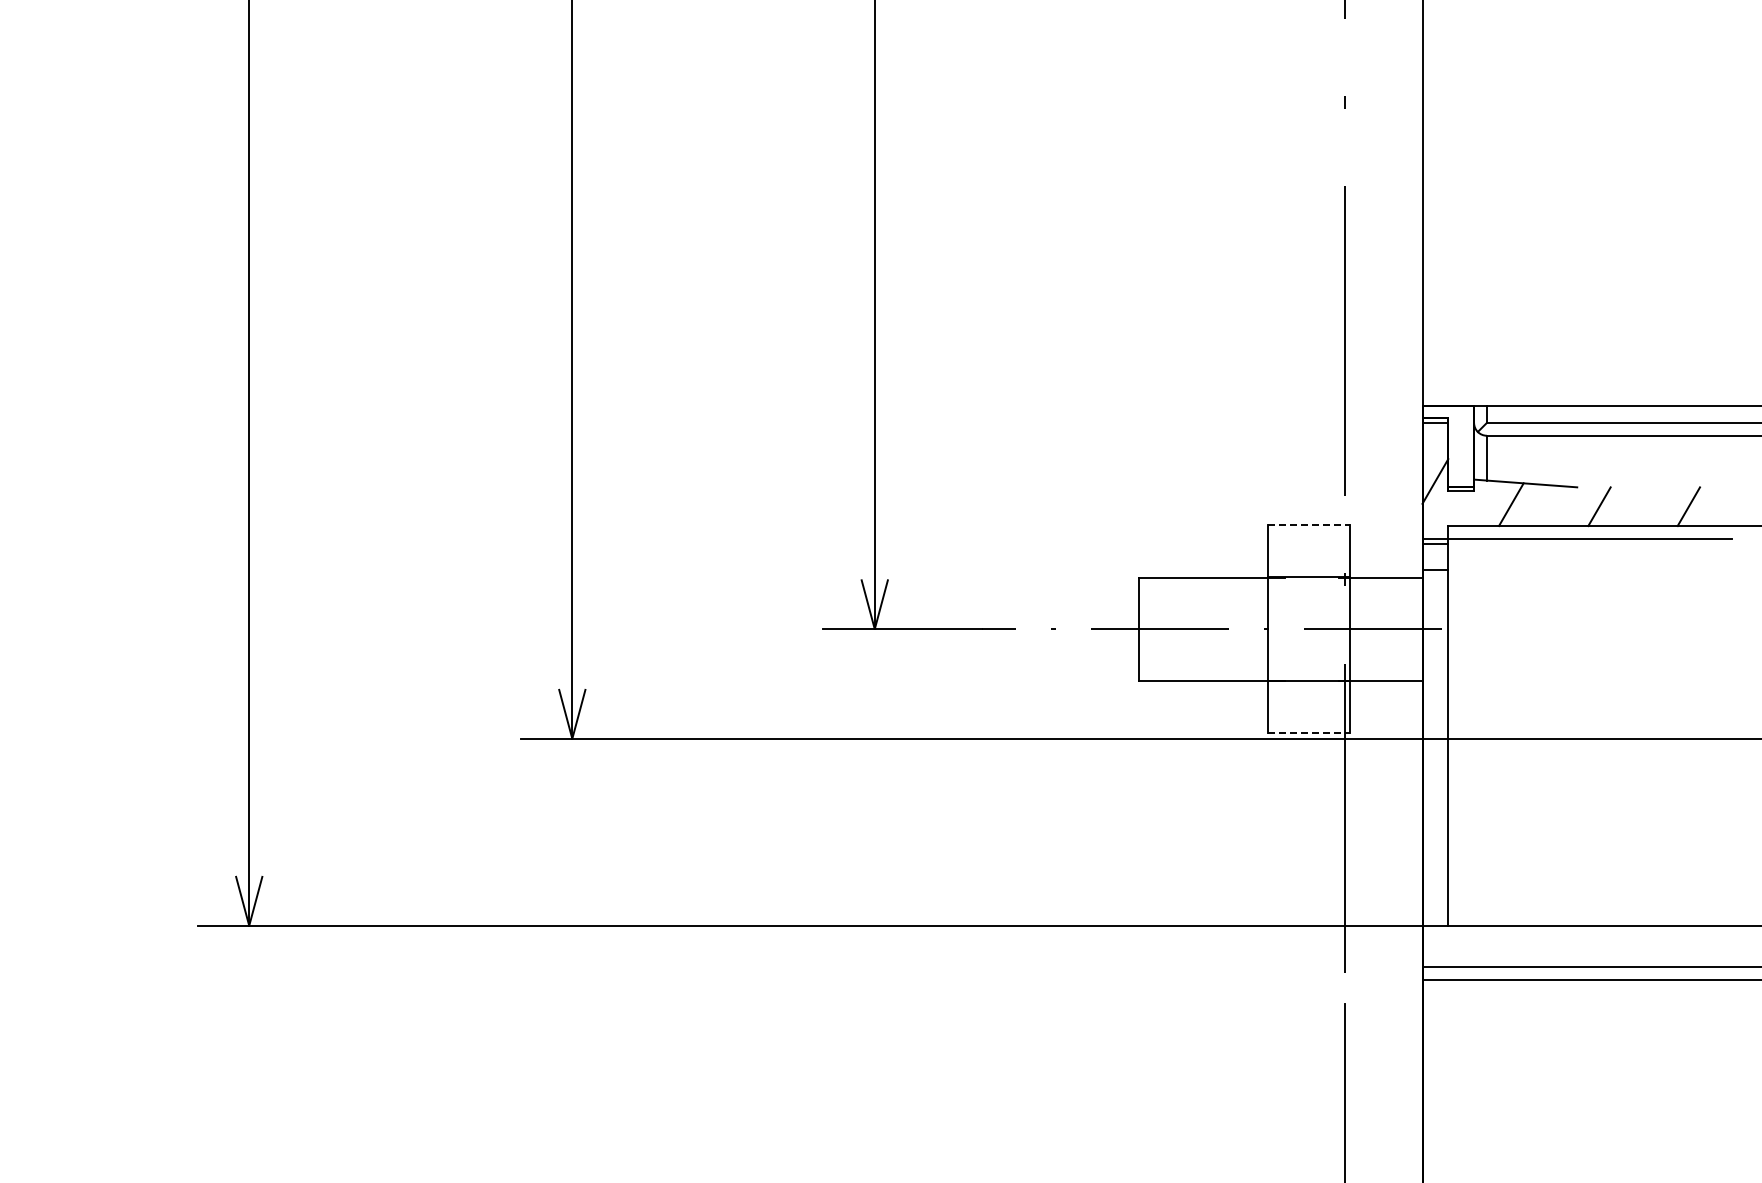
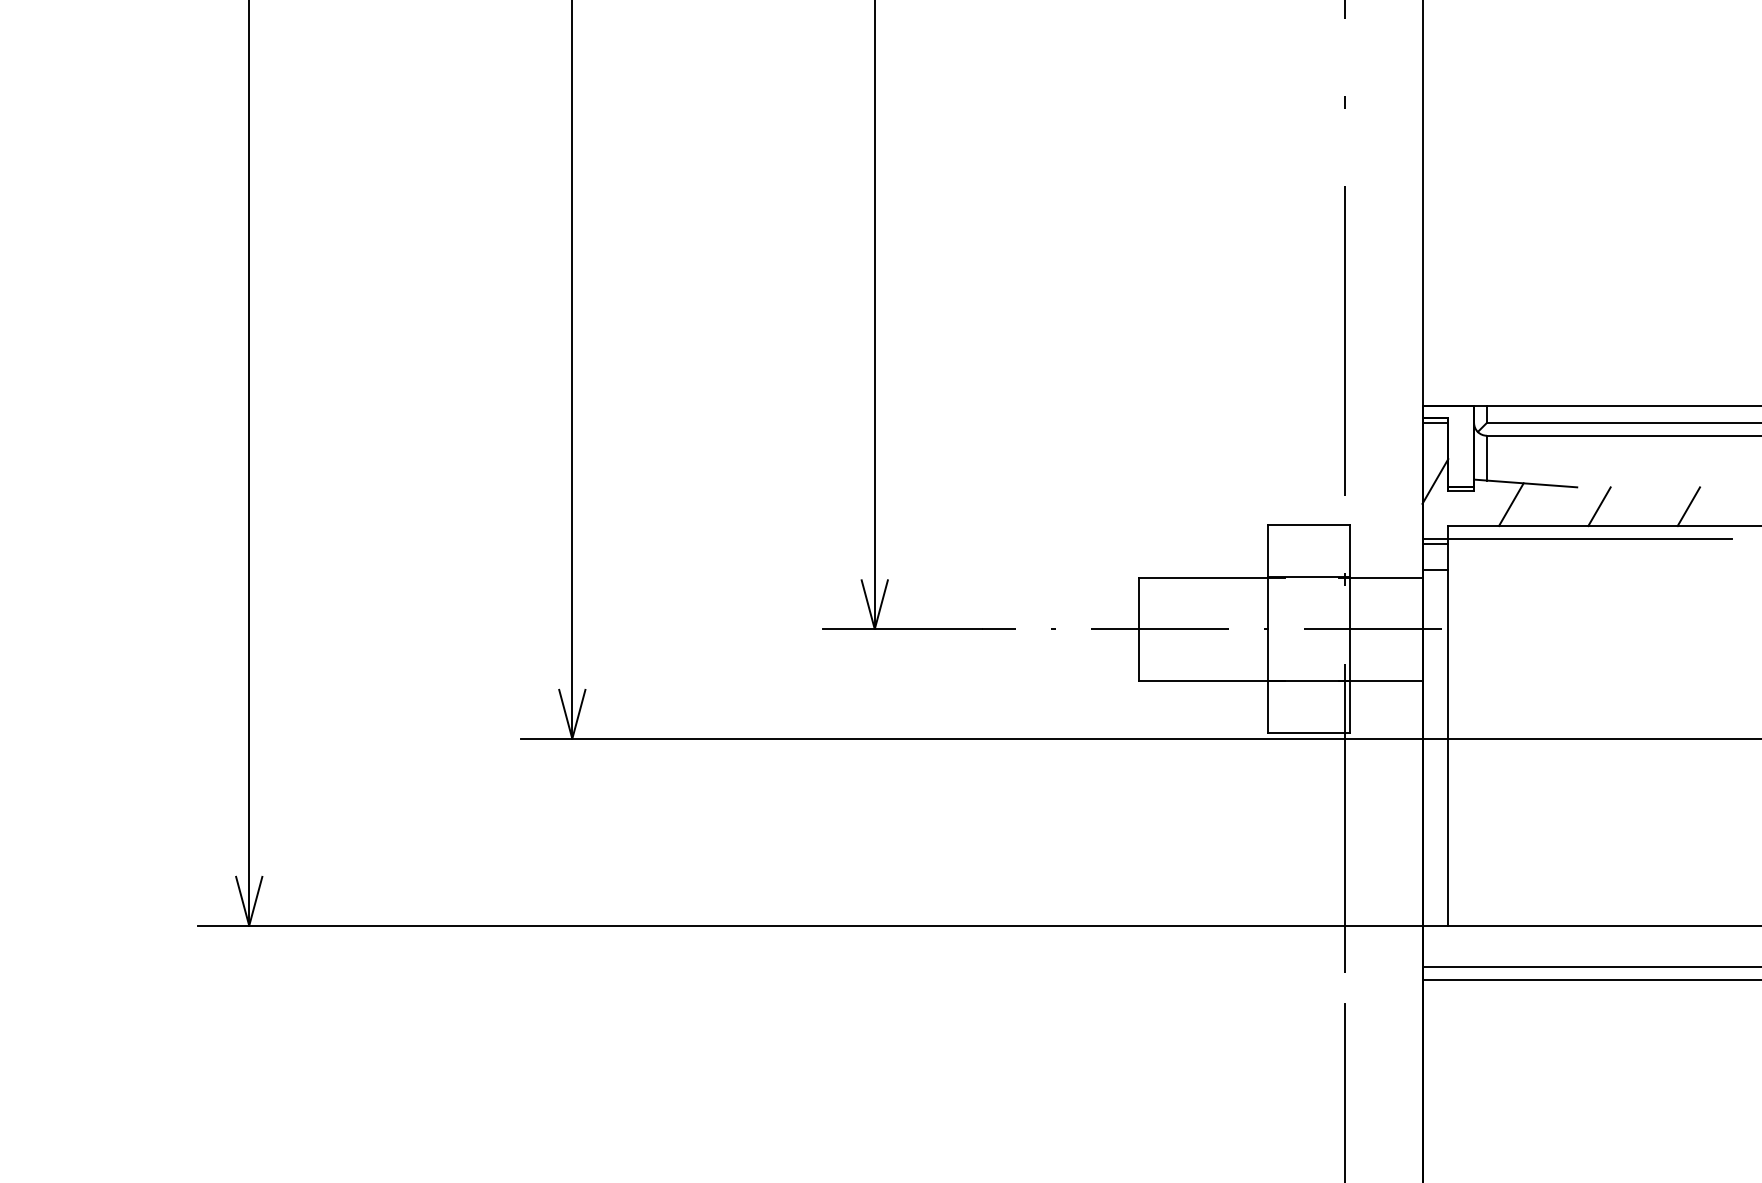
line: dashed -> solid (1309, 524)
line: dashed -> solid (1309, 733)
